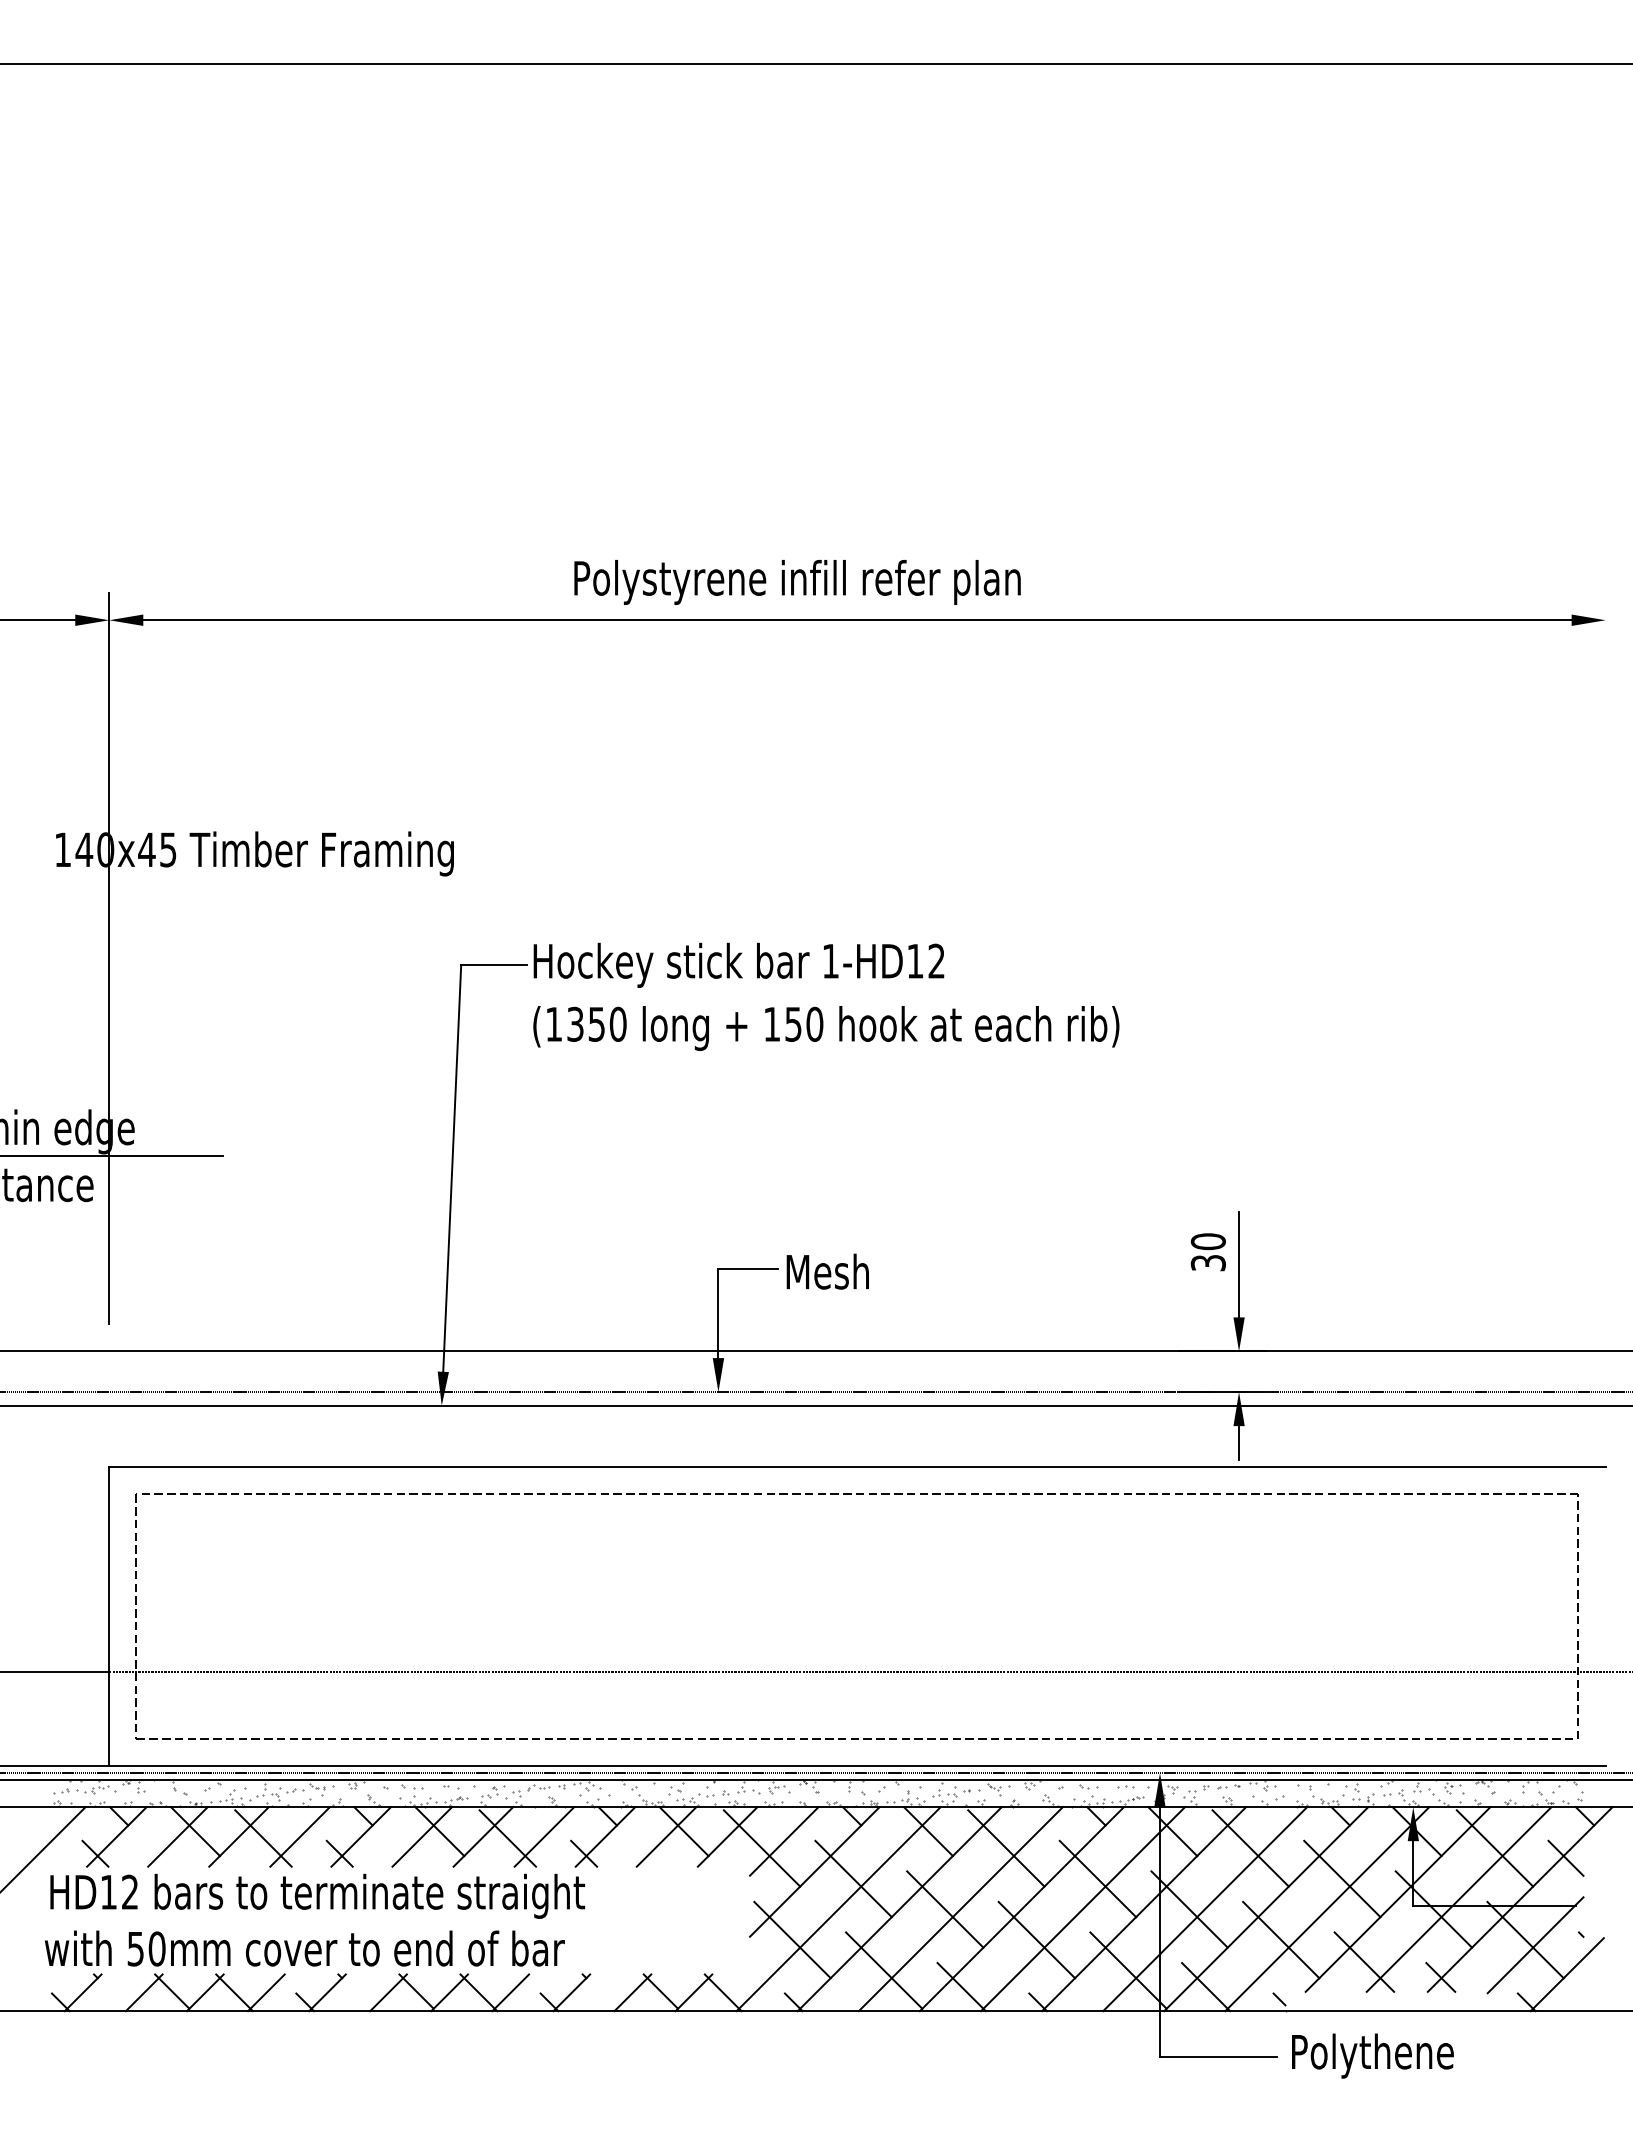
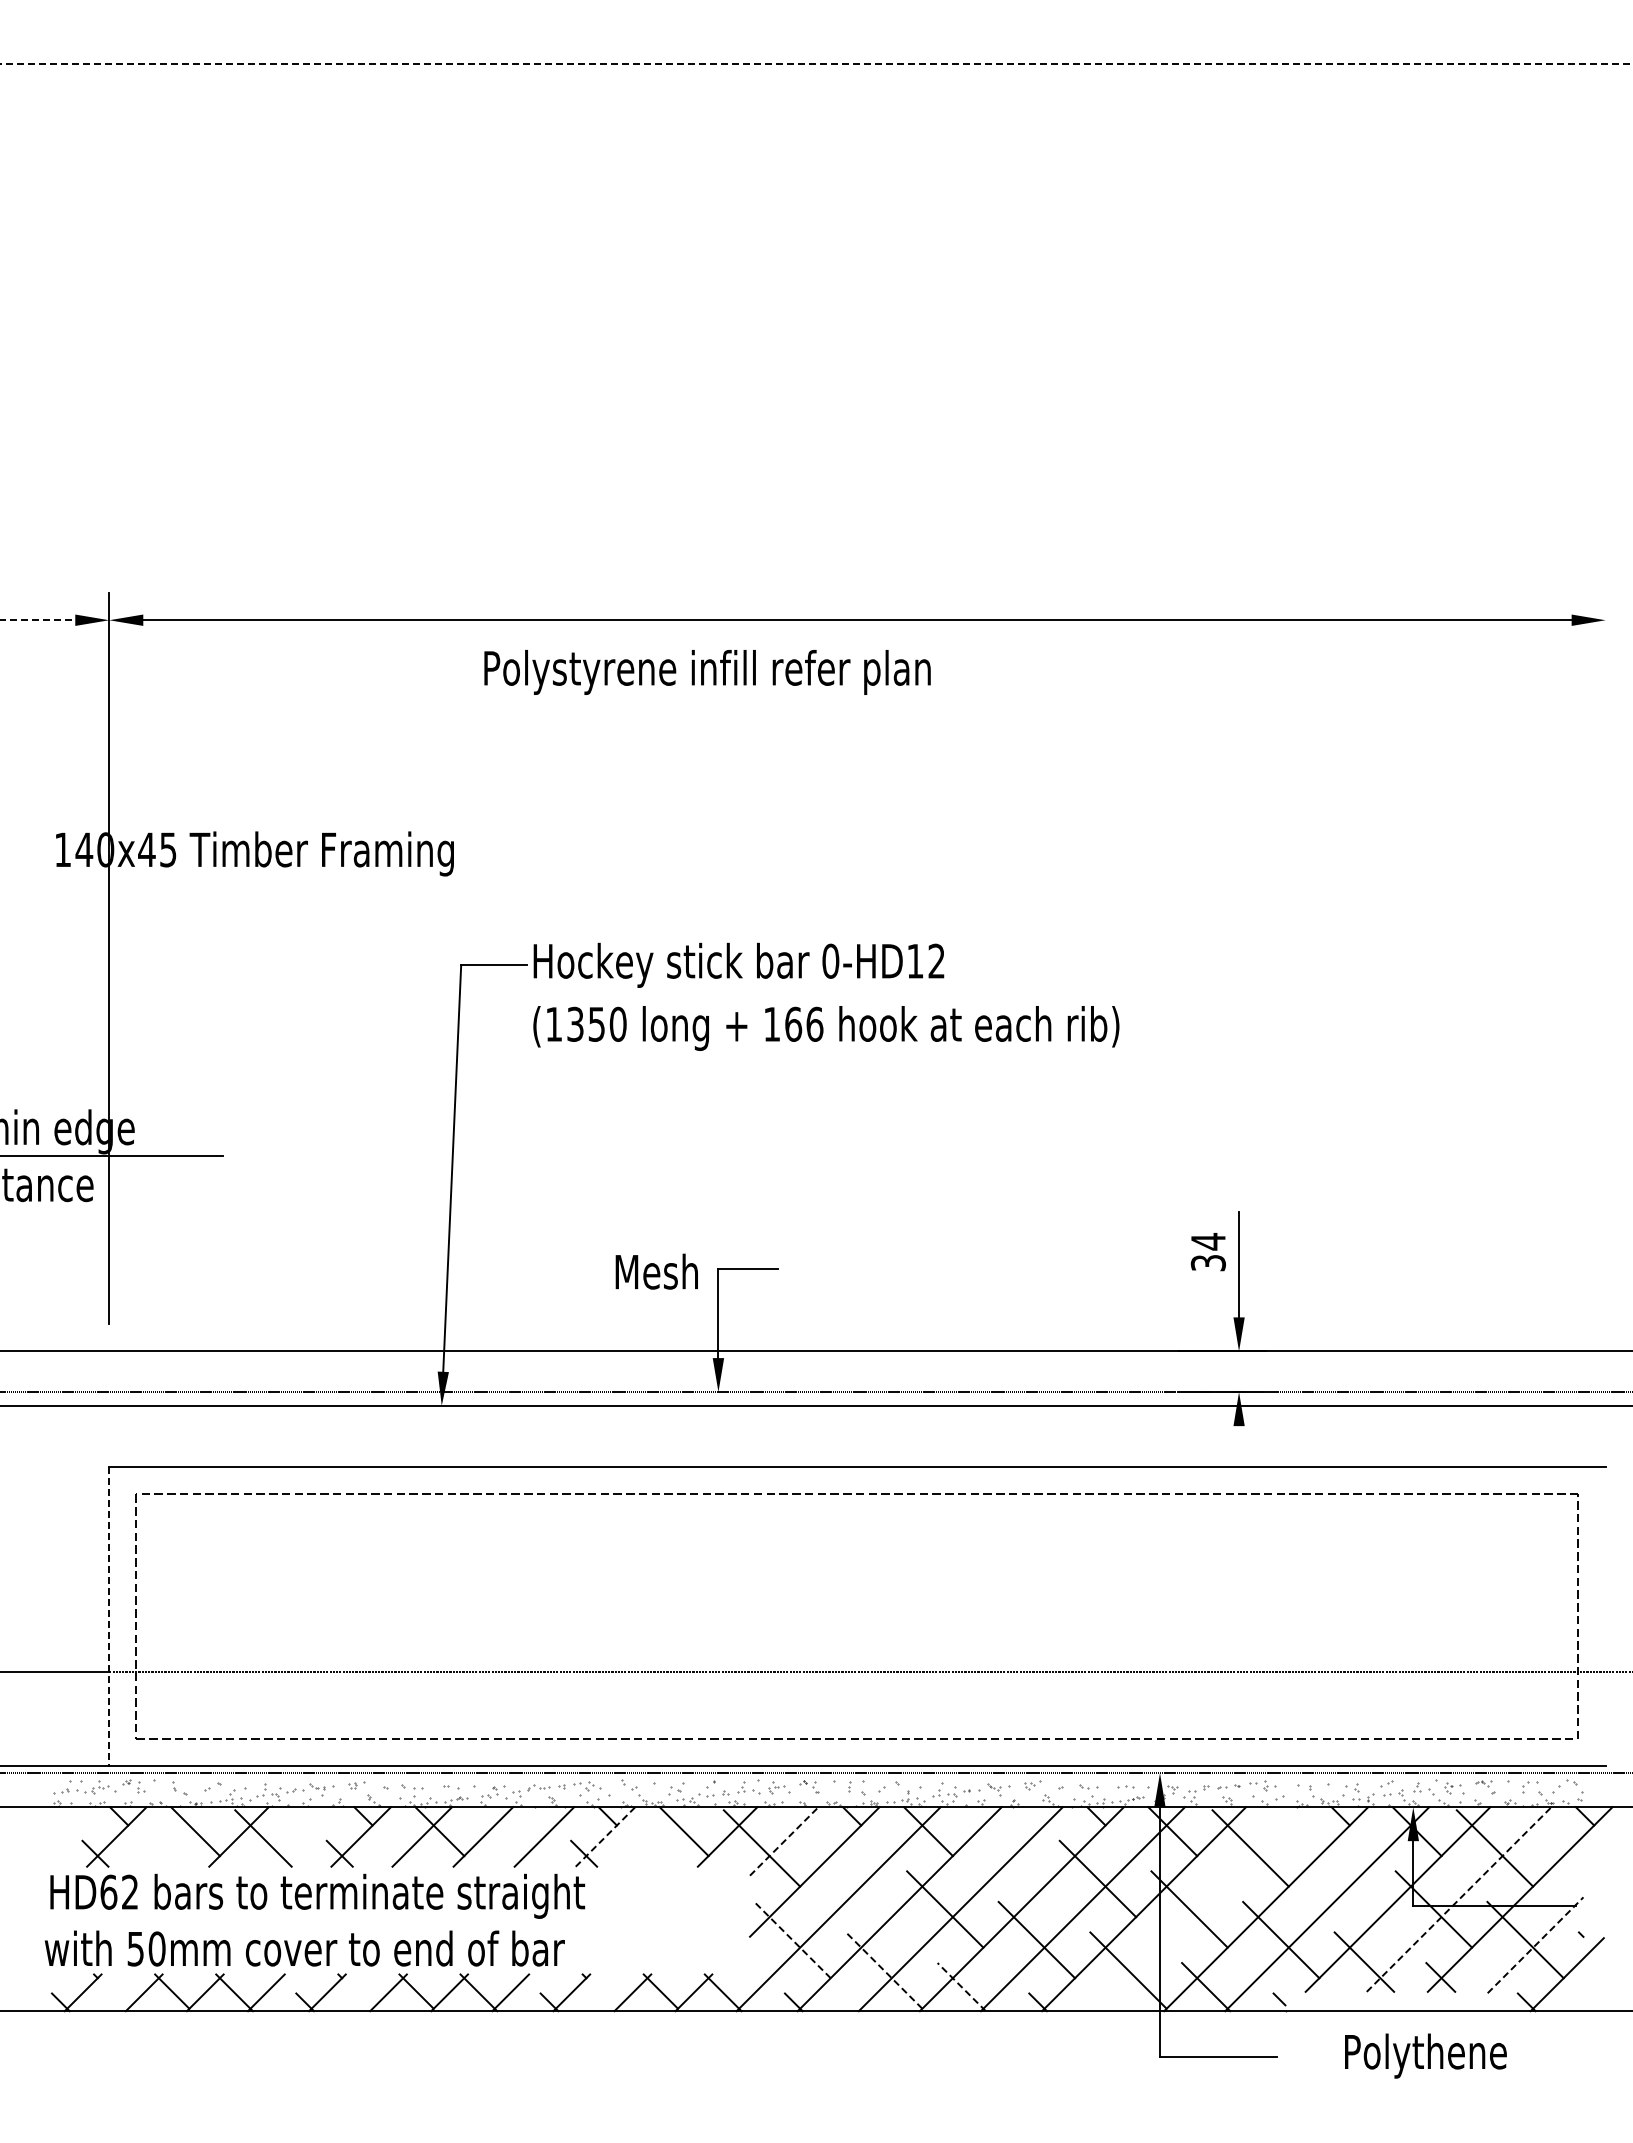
line: solid -> dashed (816, 64)
text position: (797, 582) -> (707, 672) (707, 672)
line: solid -> dashed (38, 620)
text: 1-HD12 -> 0-HD12 (830, 960)
text: 150 -> 166 (804, 1023)
text: 30 -> 34 (1207, 1241)
text position: (827, 1271) -> (656, 1271) (656, 1271)
line: present -> none (1239, 1443)
line: solid -> dashed (109, 1616)
line: present -> none (815, 1779)
line: present -> none (177, 1836)
line: present -> none (299, 1836)
line: solid -> dashed (605, 1836)
line: present -> none (666, 1836)
line: present -> none (507, 1838)
line: solid -> dashed (784, 1841)
line: present -> none (43, 1848)
line: present -> none (1006, 1848)
line: present -> none (1565, 1857)
line: present -> none (853, 1878)
line: present -> none (1342, 1878)
text: HD12 -> HD62 (108, 1891)
line: solid -> dashed (1459, 1899)
line: present -> none (1205, 1909)
line: solid -> dashed (792, 1939)
line: solid -> dashed (1535, 1945)
line: solid -> dashed (884, 1970)
line: solid -> dashed (961, 1986)
text position: (1372, 2055) -> (1425, 2055) (1425, 2055)
